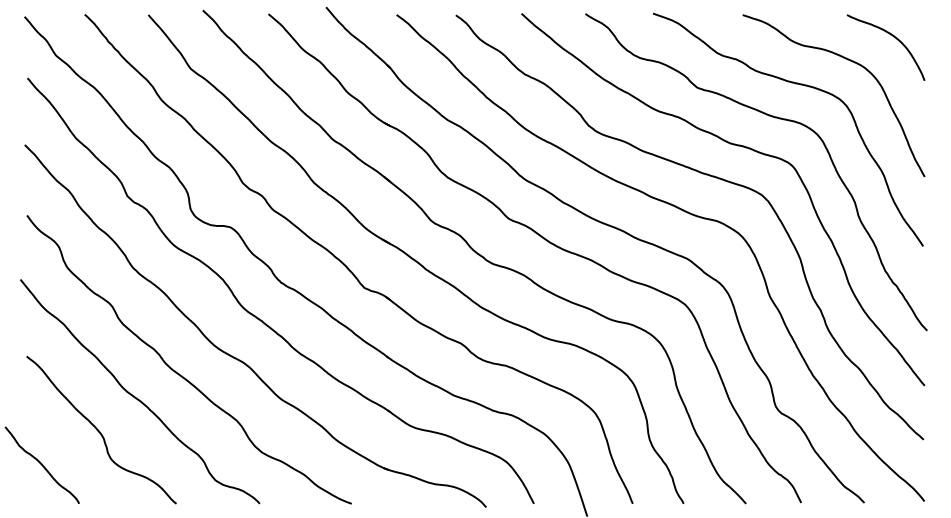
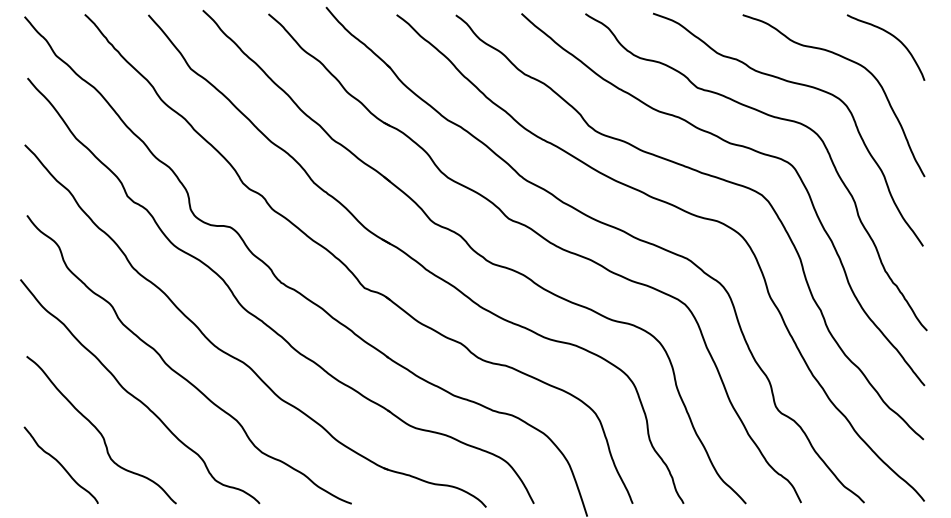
curve position: (41, 464) -> (60, 464) (60, 464)
